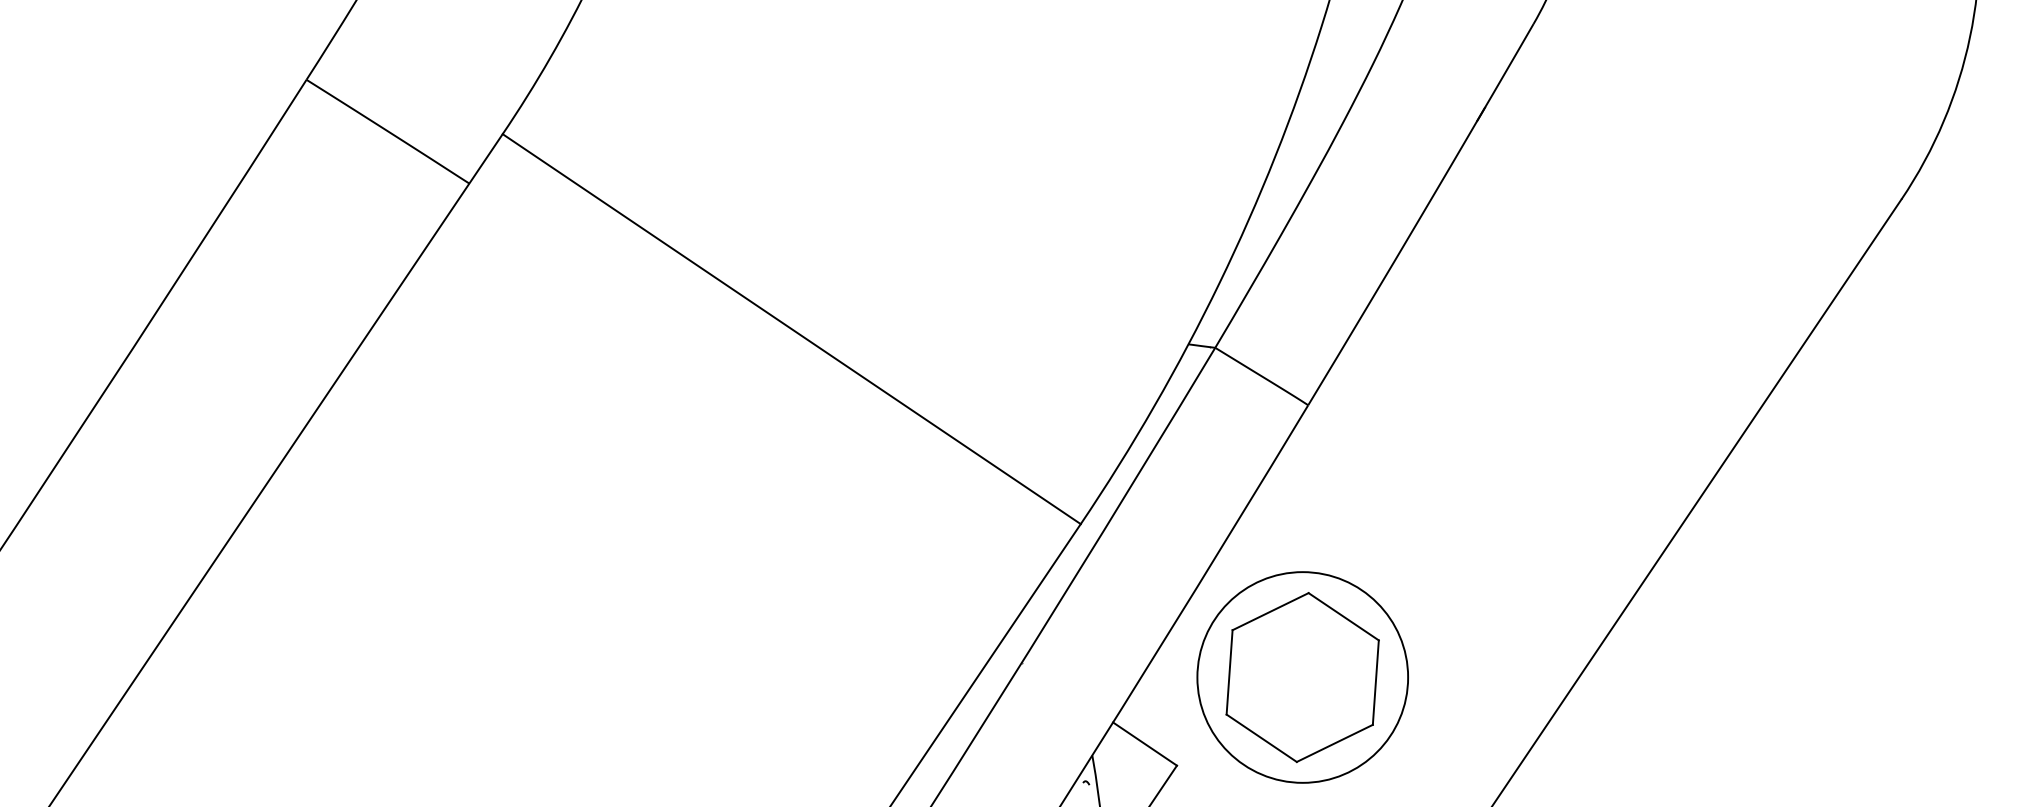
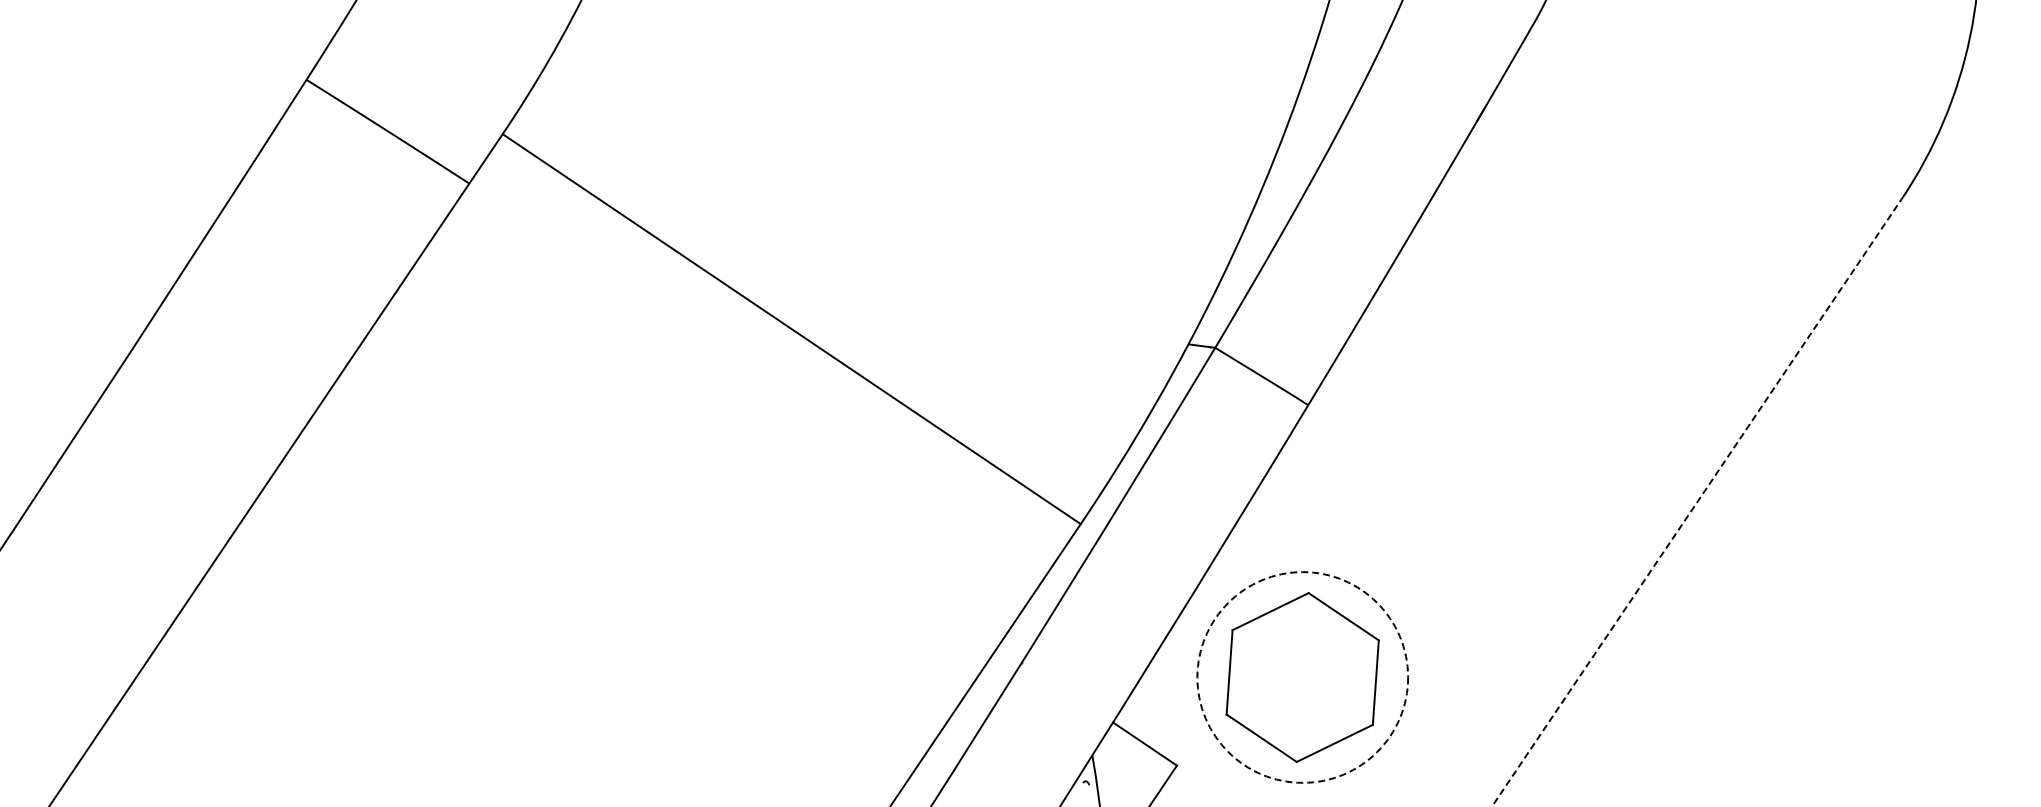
line: solid -> dashed (1696, 502)
circle: solid -> dashed (1302, 677)
